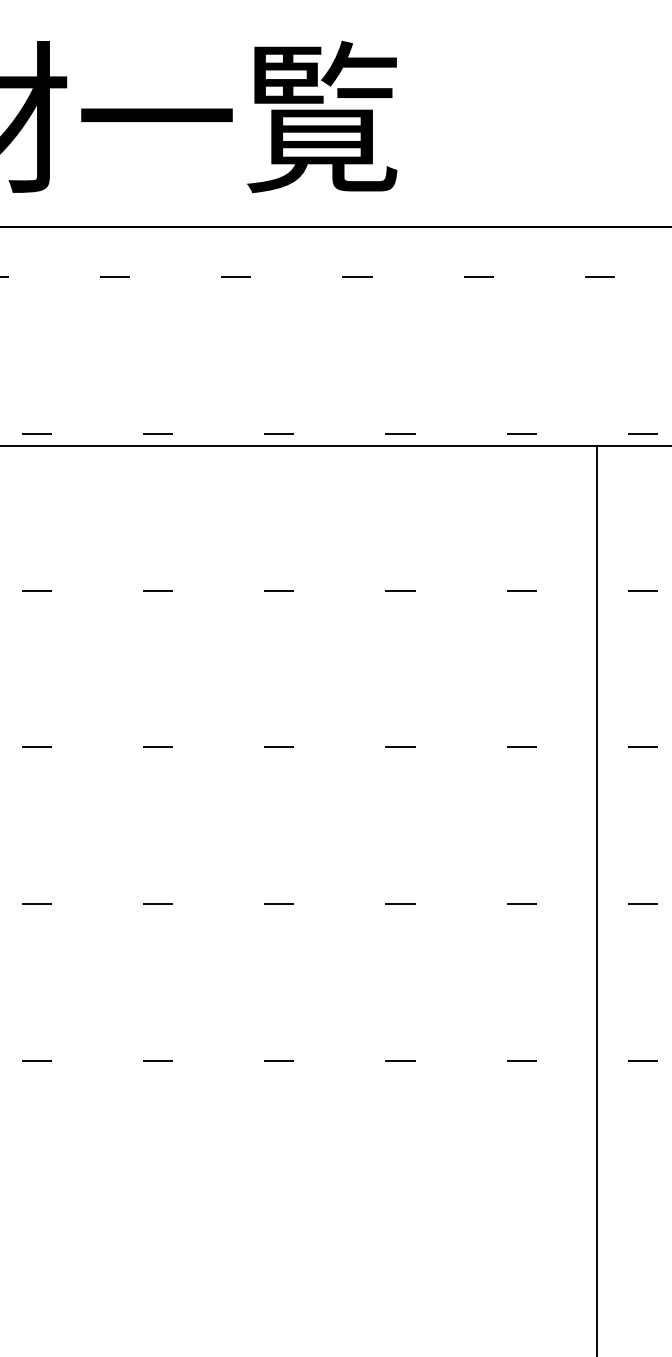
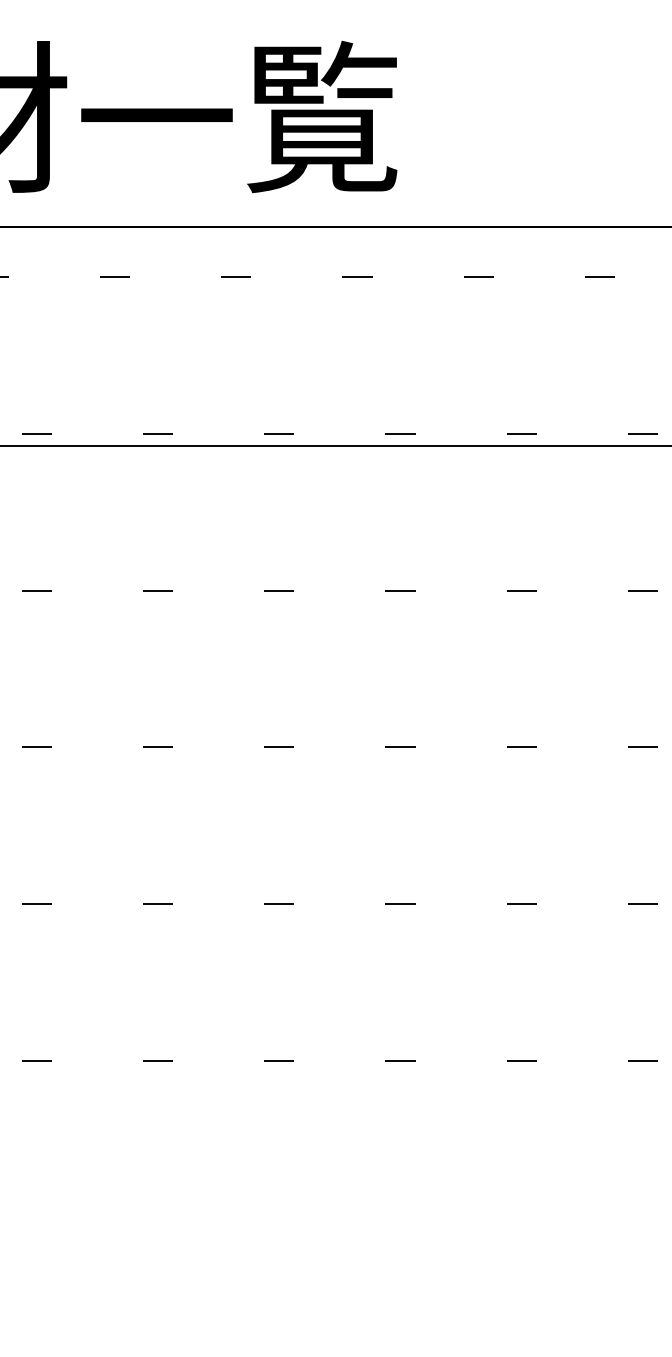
line: present -> none (596, 899)
